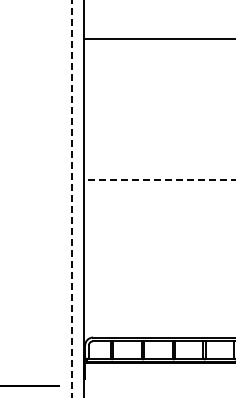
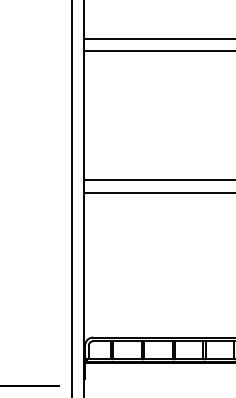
line: none -> present (158, 51)
line: dashed -> solid (159, 180)
line: none -> present (158, 192)
line: dashed -> solid (71, 199)
